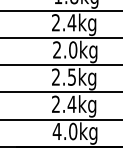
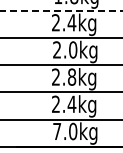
line: solid -> dashed (61, 10)
text: 2.5kg -> 2.8kg (72, 76)
text: 4.0kg -> 7.0kg (56, 131)
